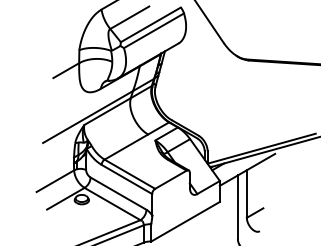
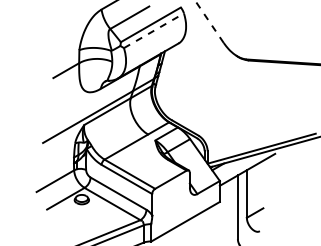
line: solid -> dashed (209, 21)
line: solid -> dashed (154, 30)
